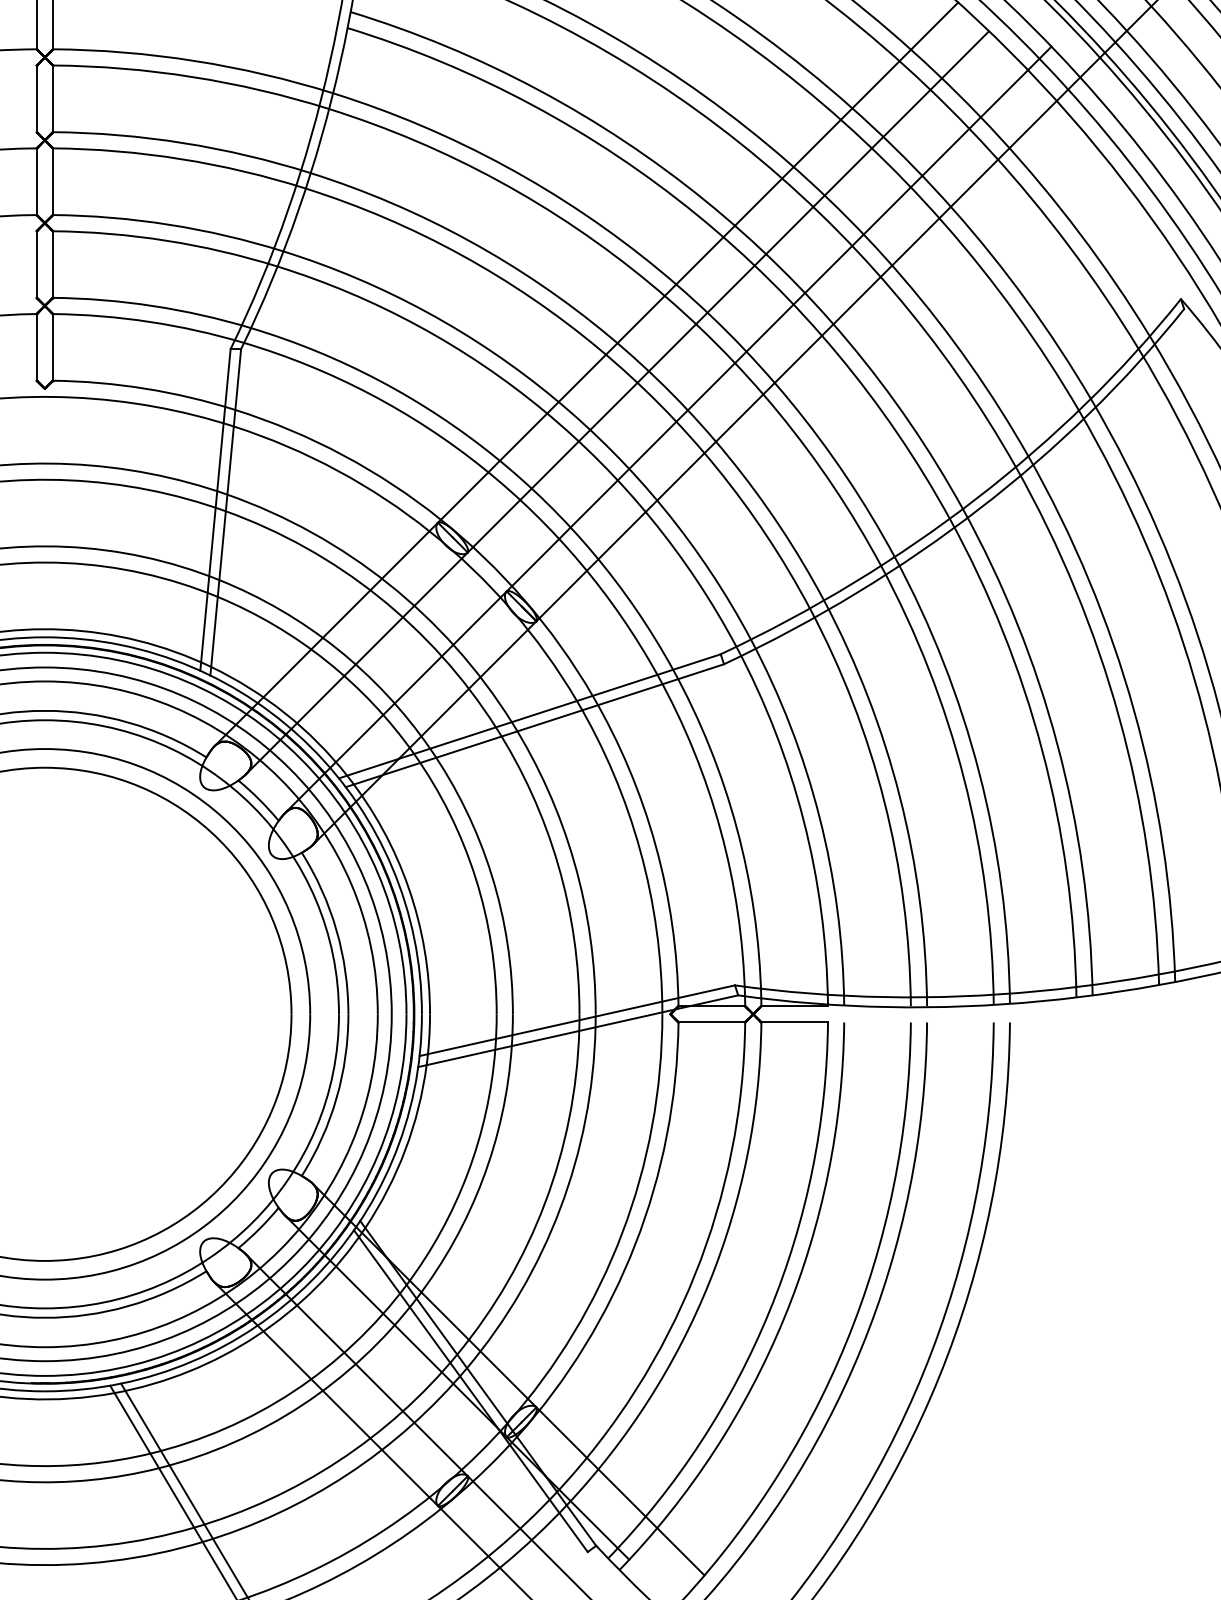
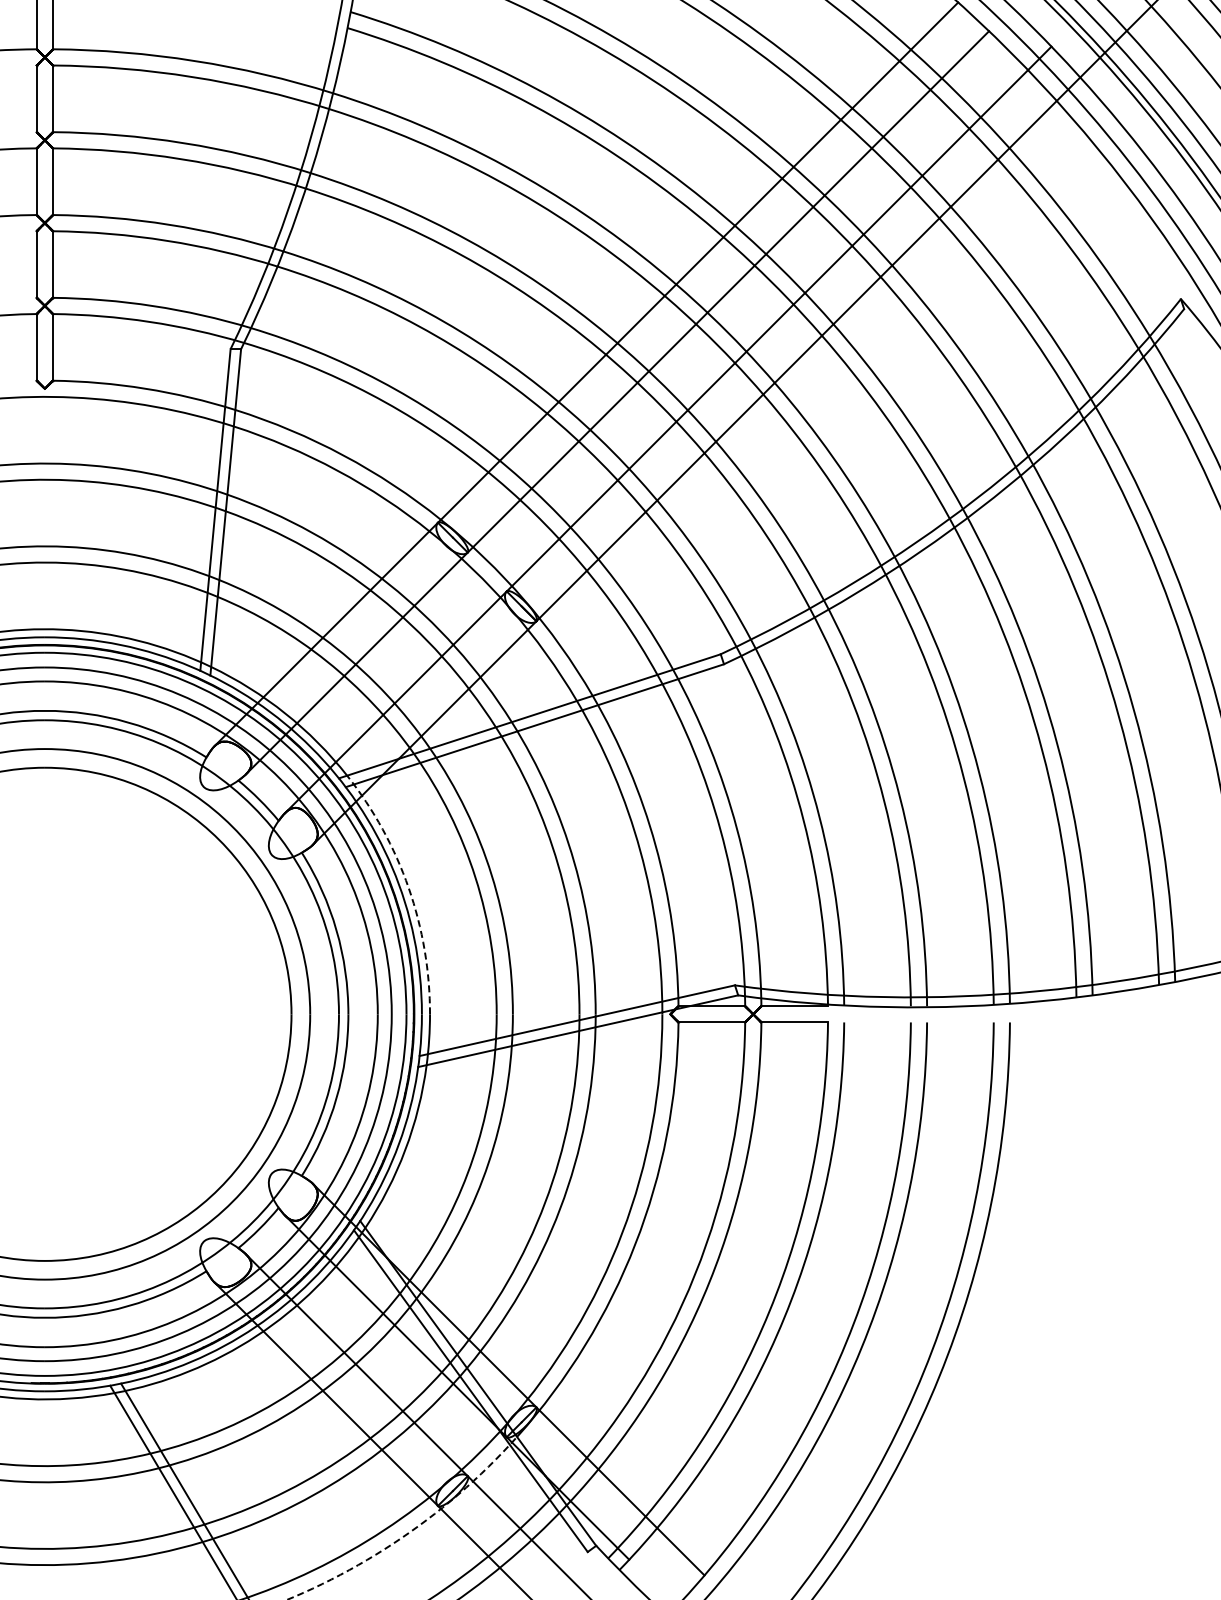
arc: solid -> dashed (408, 888)
arc: solid -> dashed (410, 1531)
